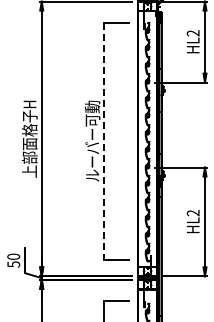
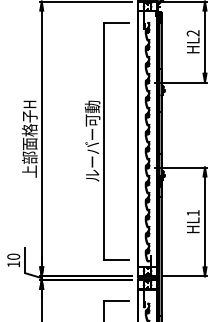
line: dashed -> solid (103, 141)
text: HL2 -> HL1 (192, 213)
text: 50 -> 10 (13, 264)
